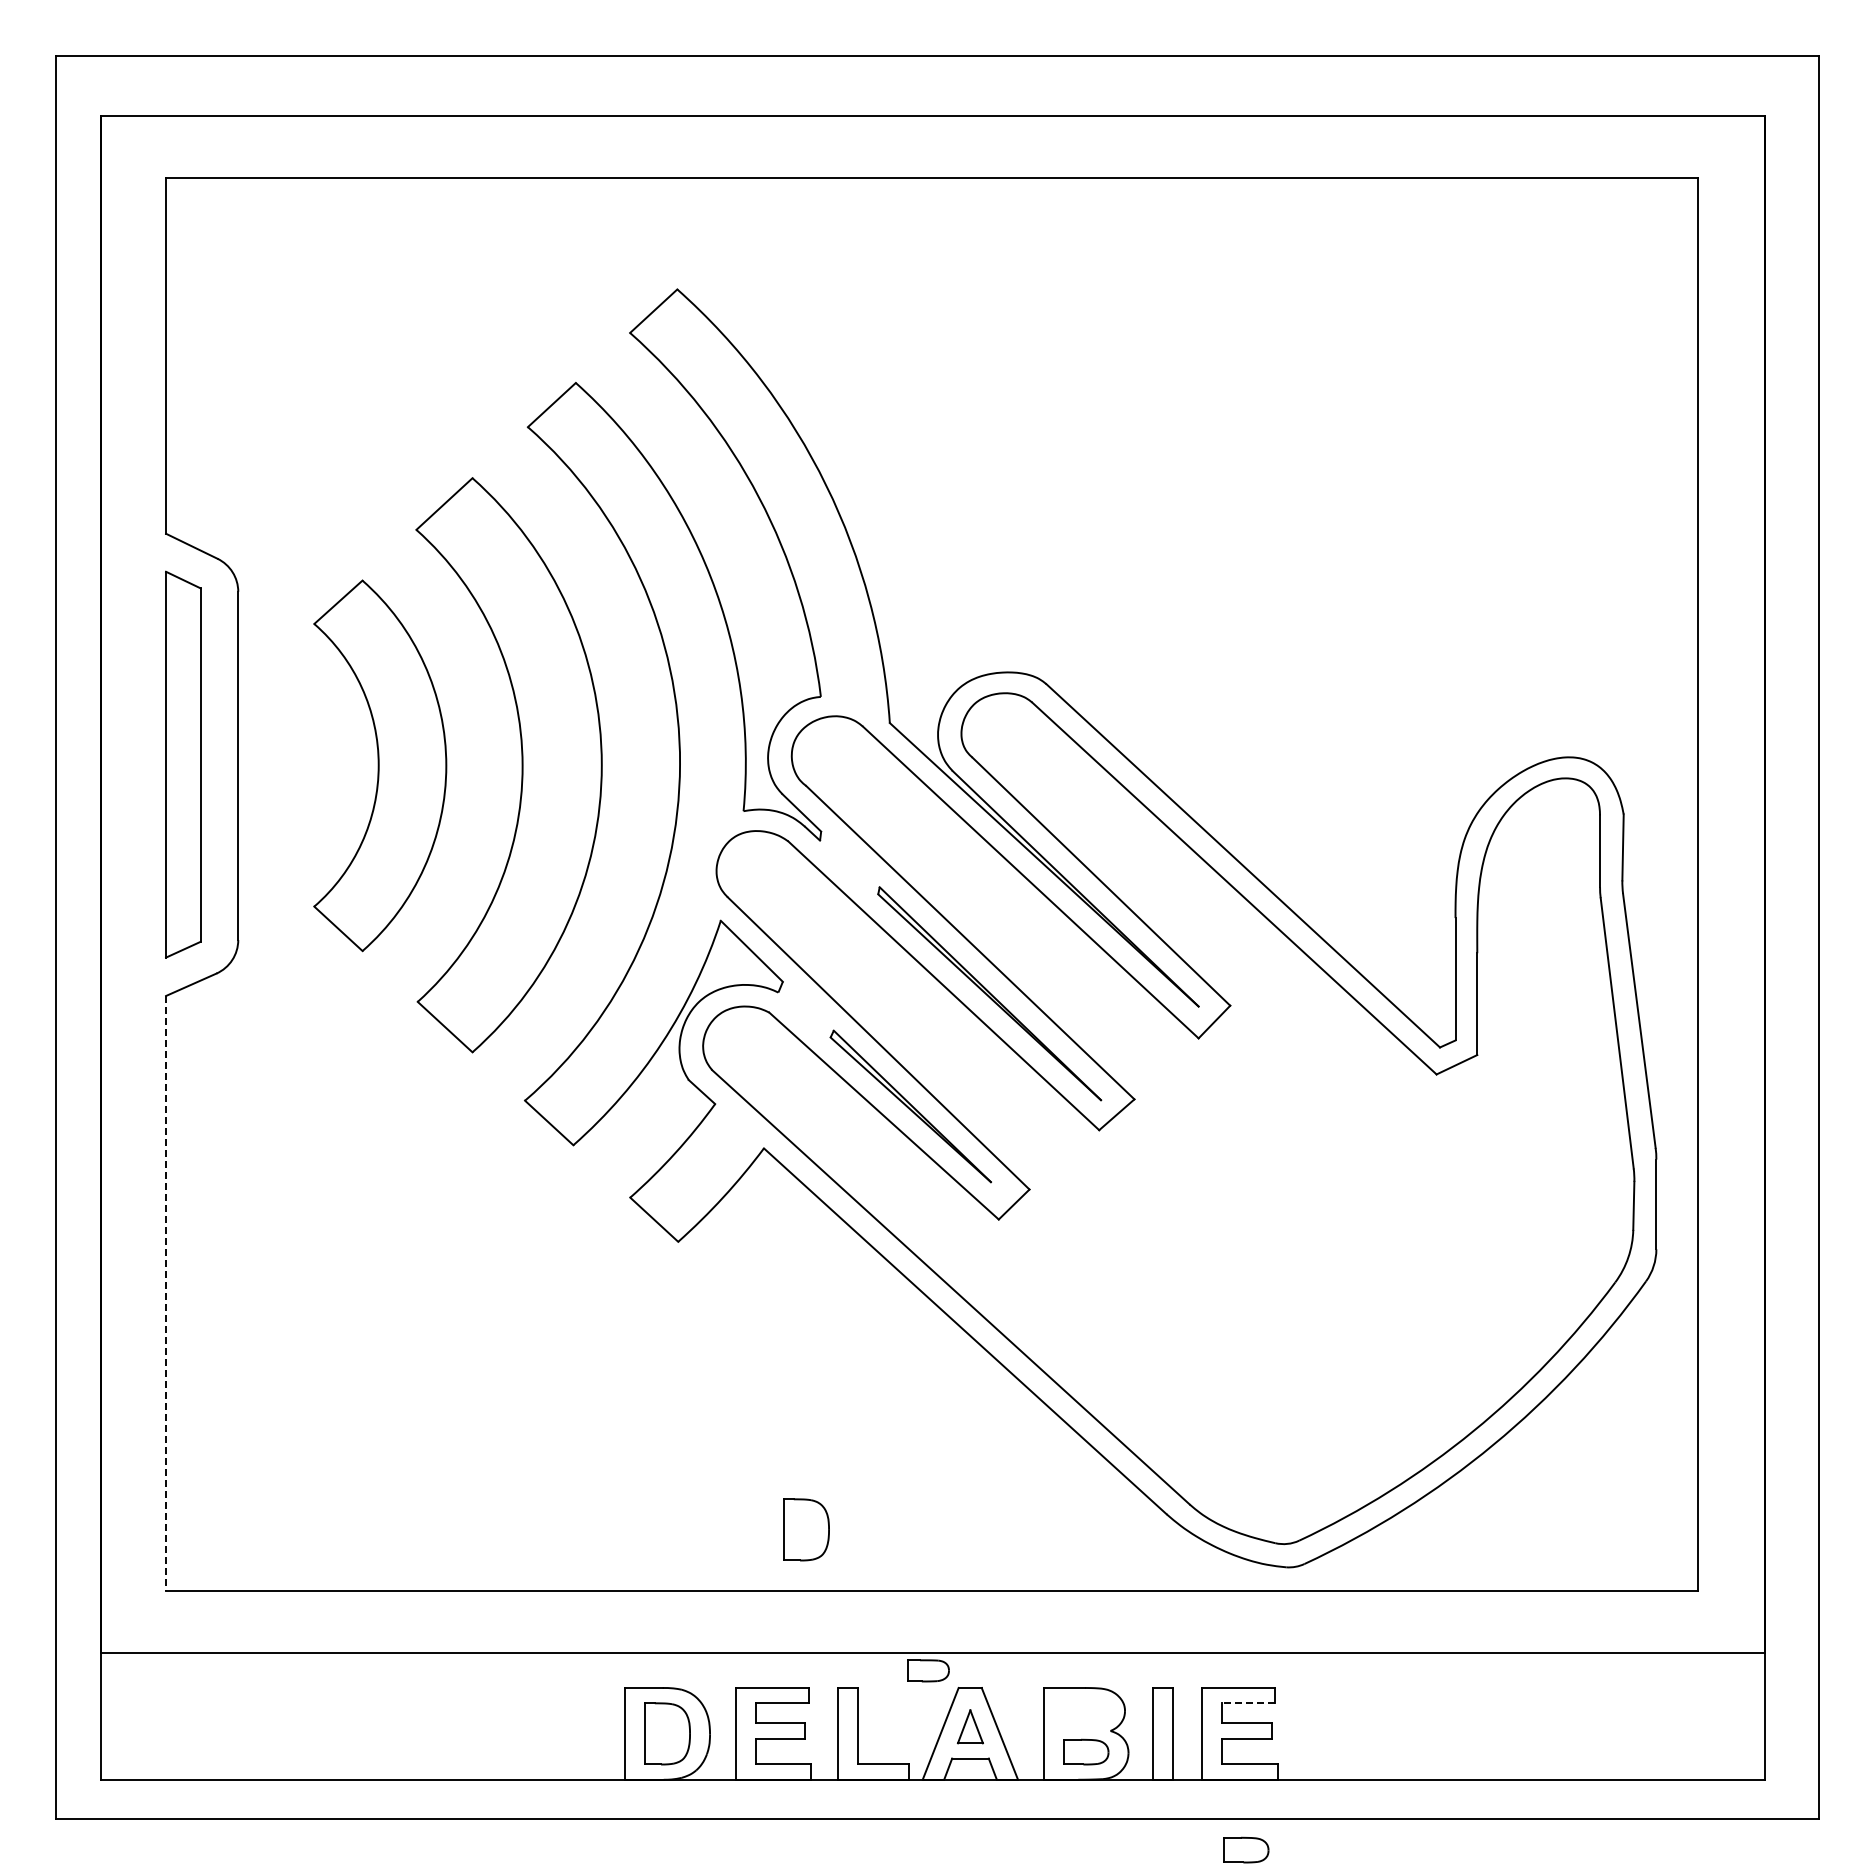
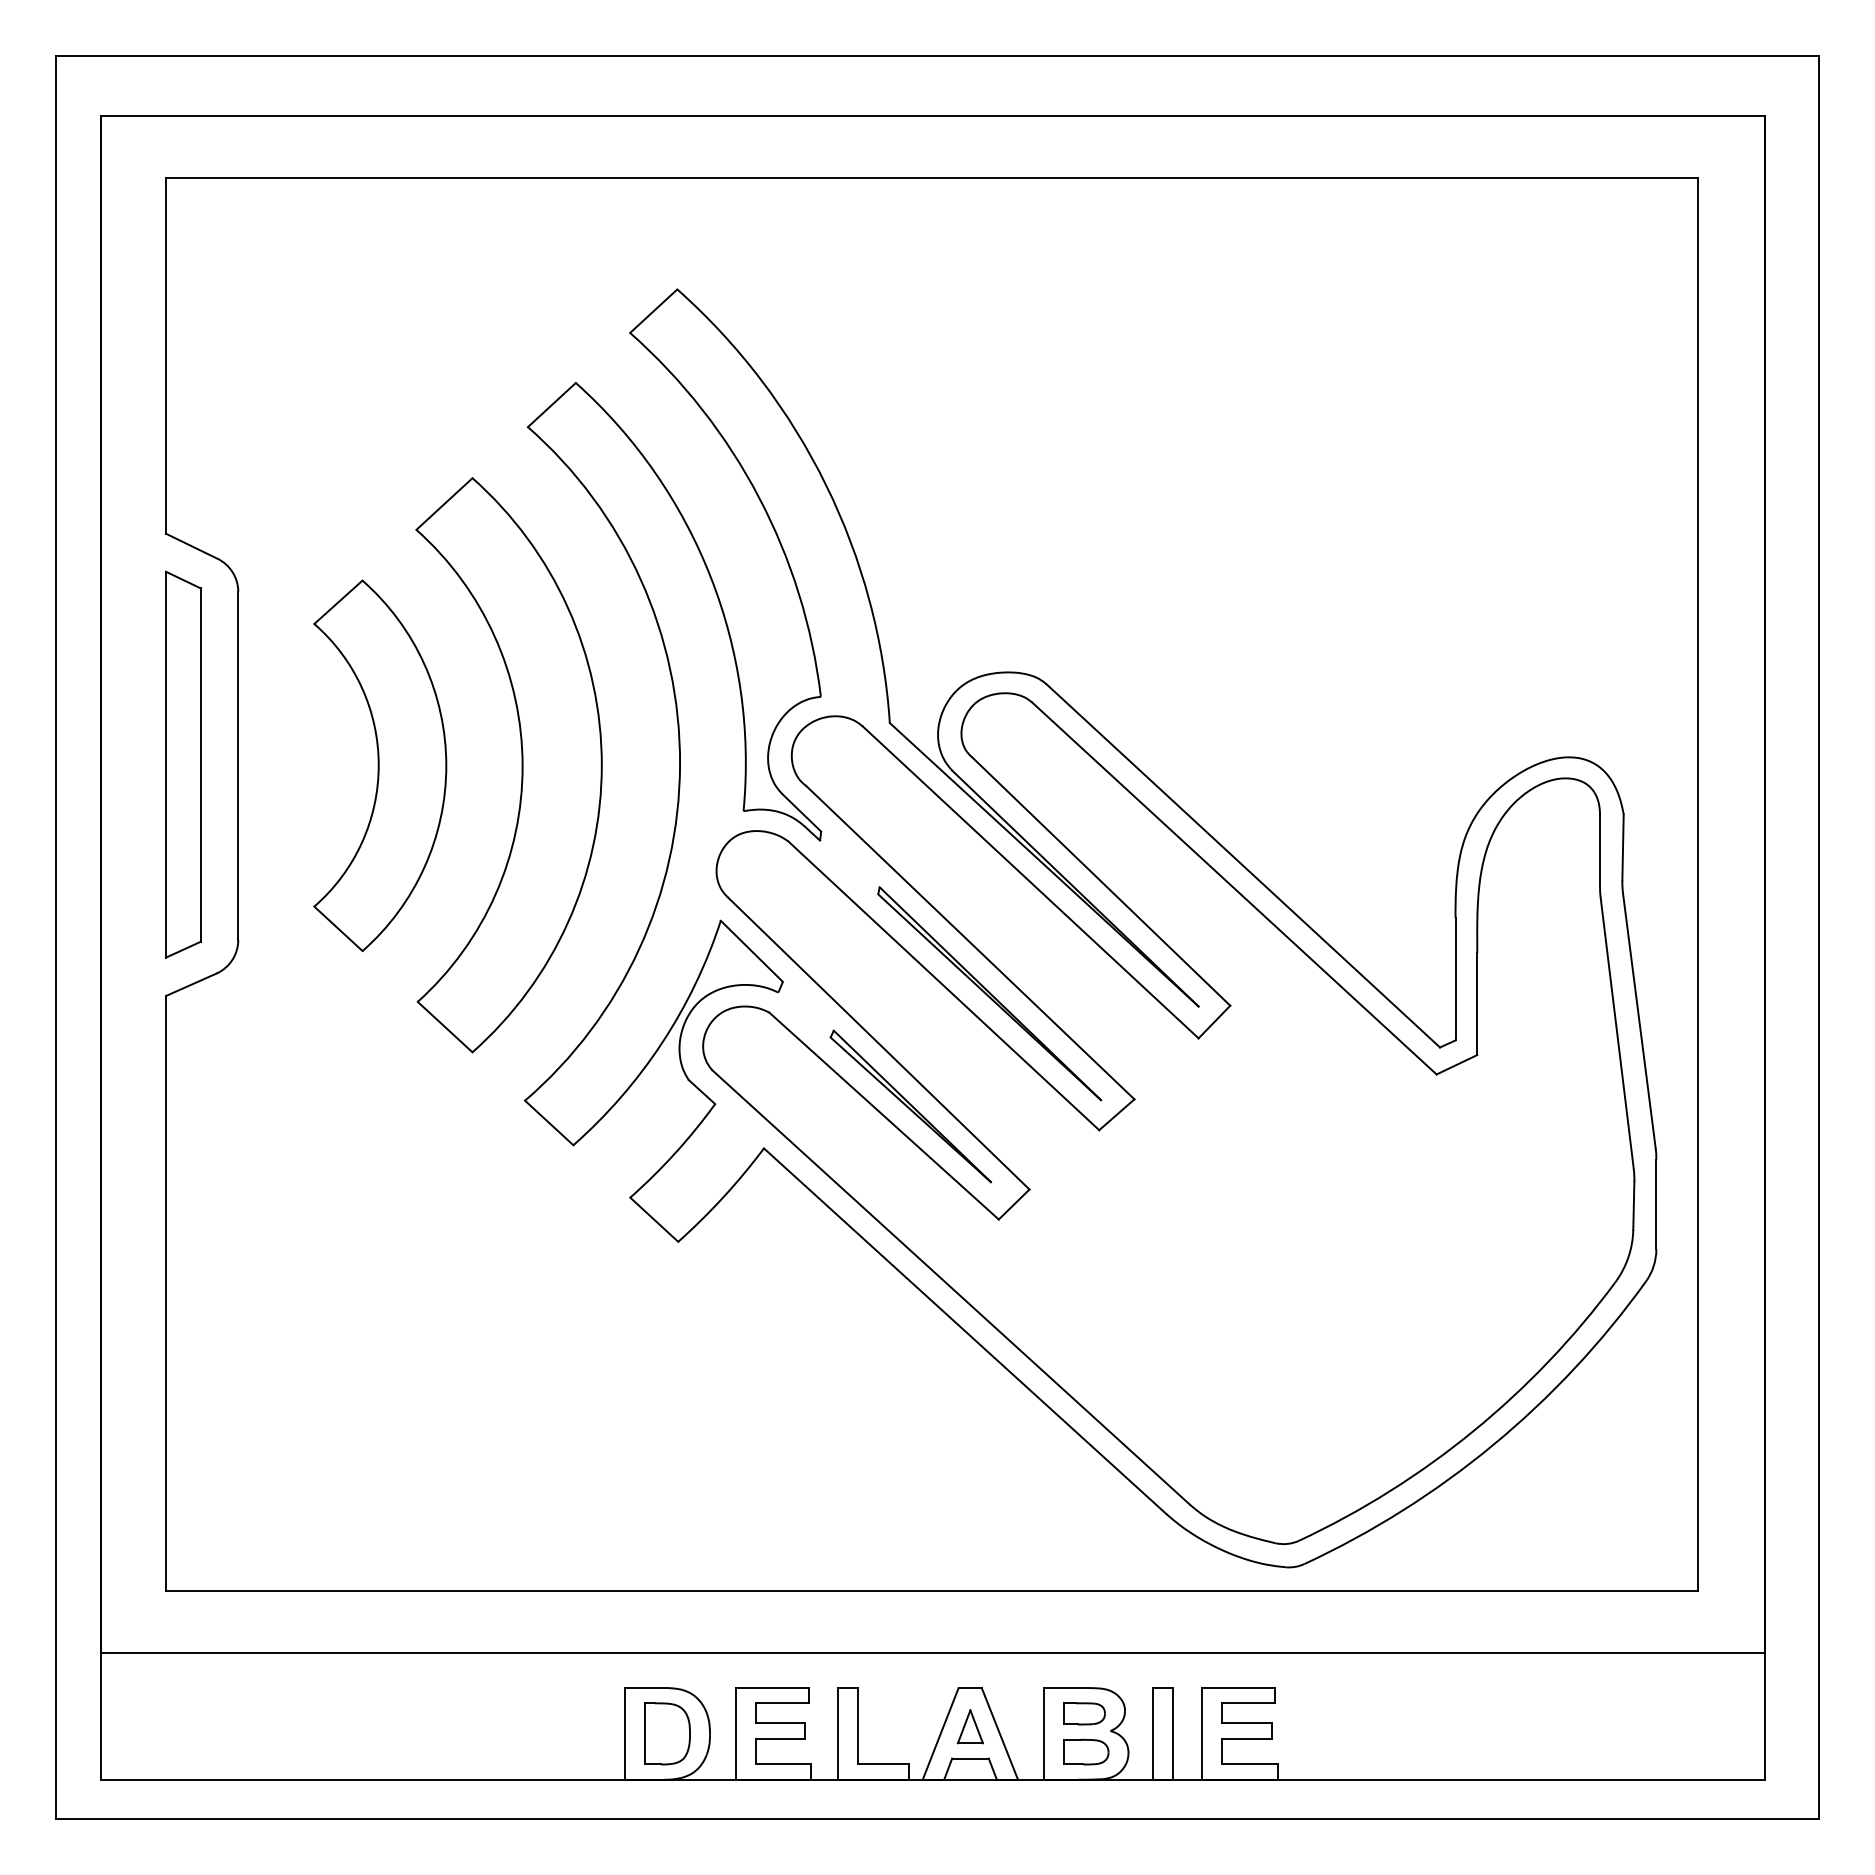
line: dashed -> solid (166, 1293)
part: present -> none (806, 1529)
part position: (928, 1670) -> (1084, 1713) (1084, 1713)
line: dashed -> solid (1248, 1703)
part: present -> none (1246, 1849)
